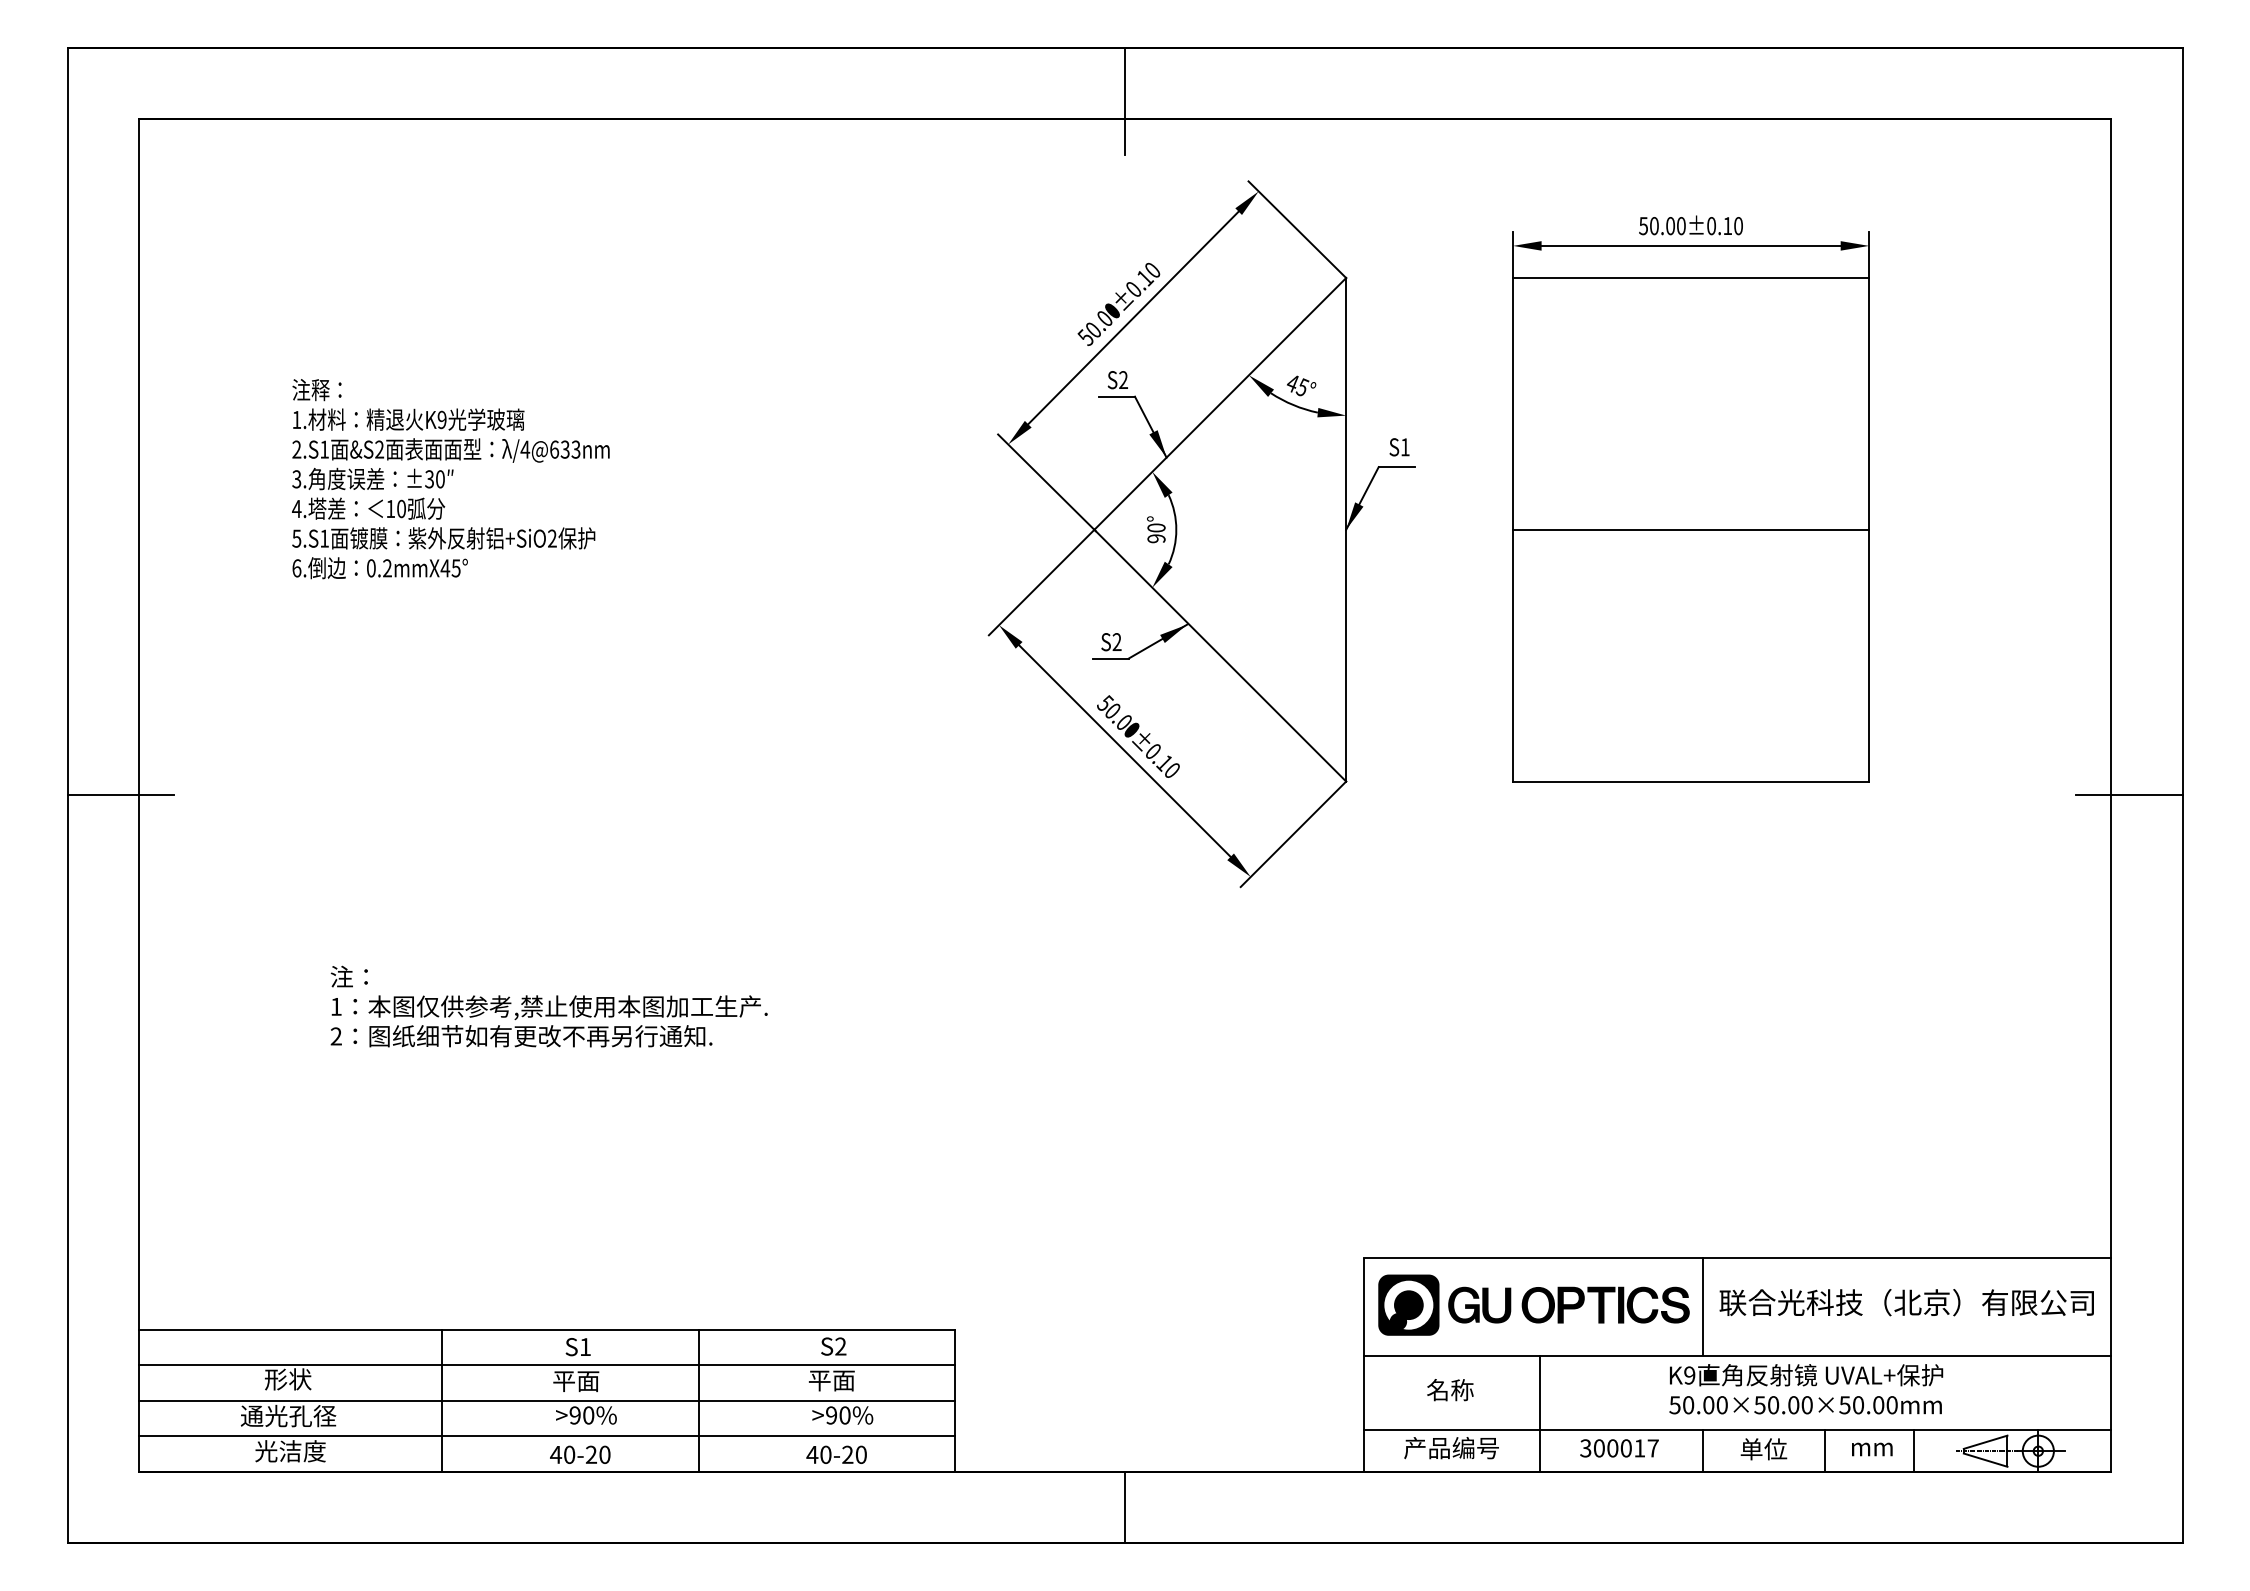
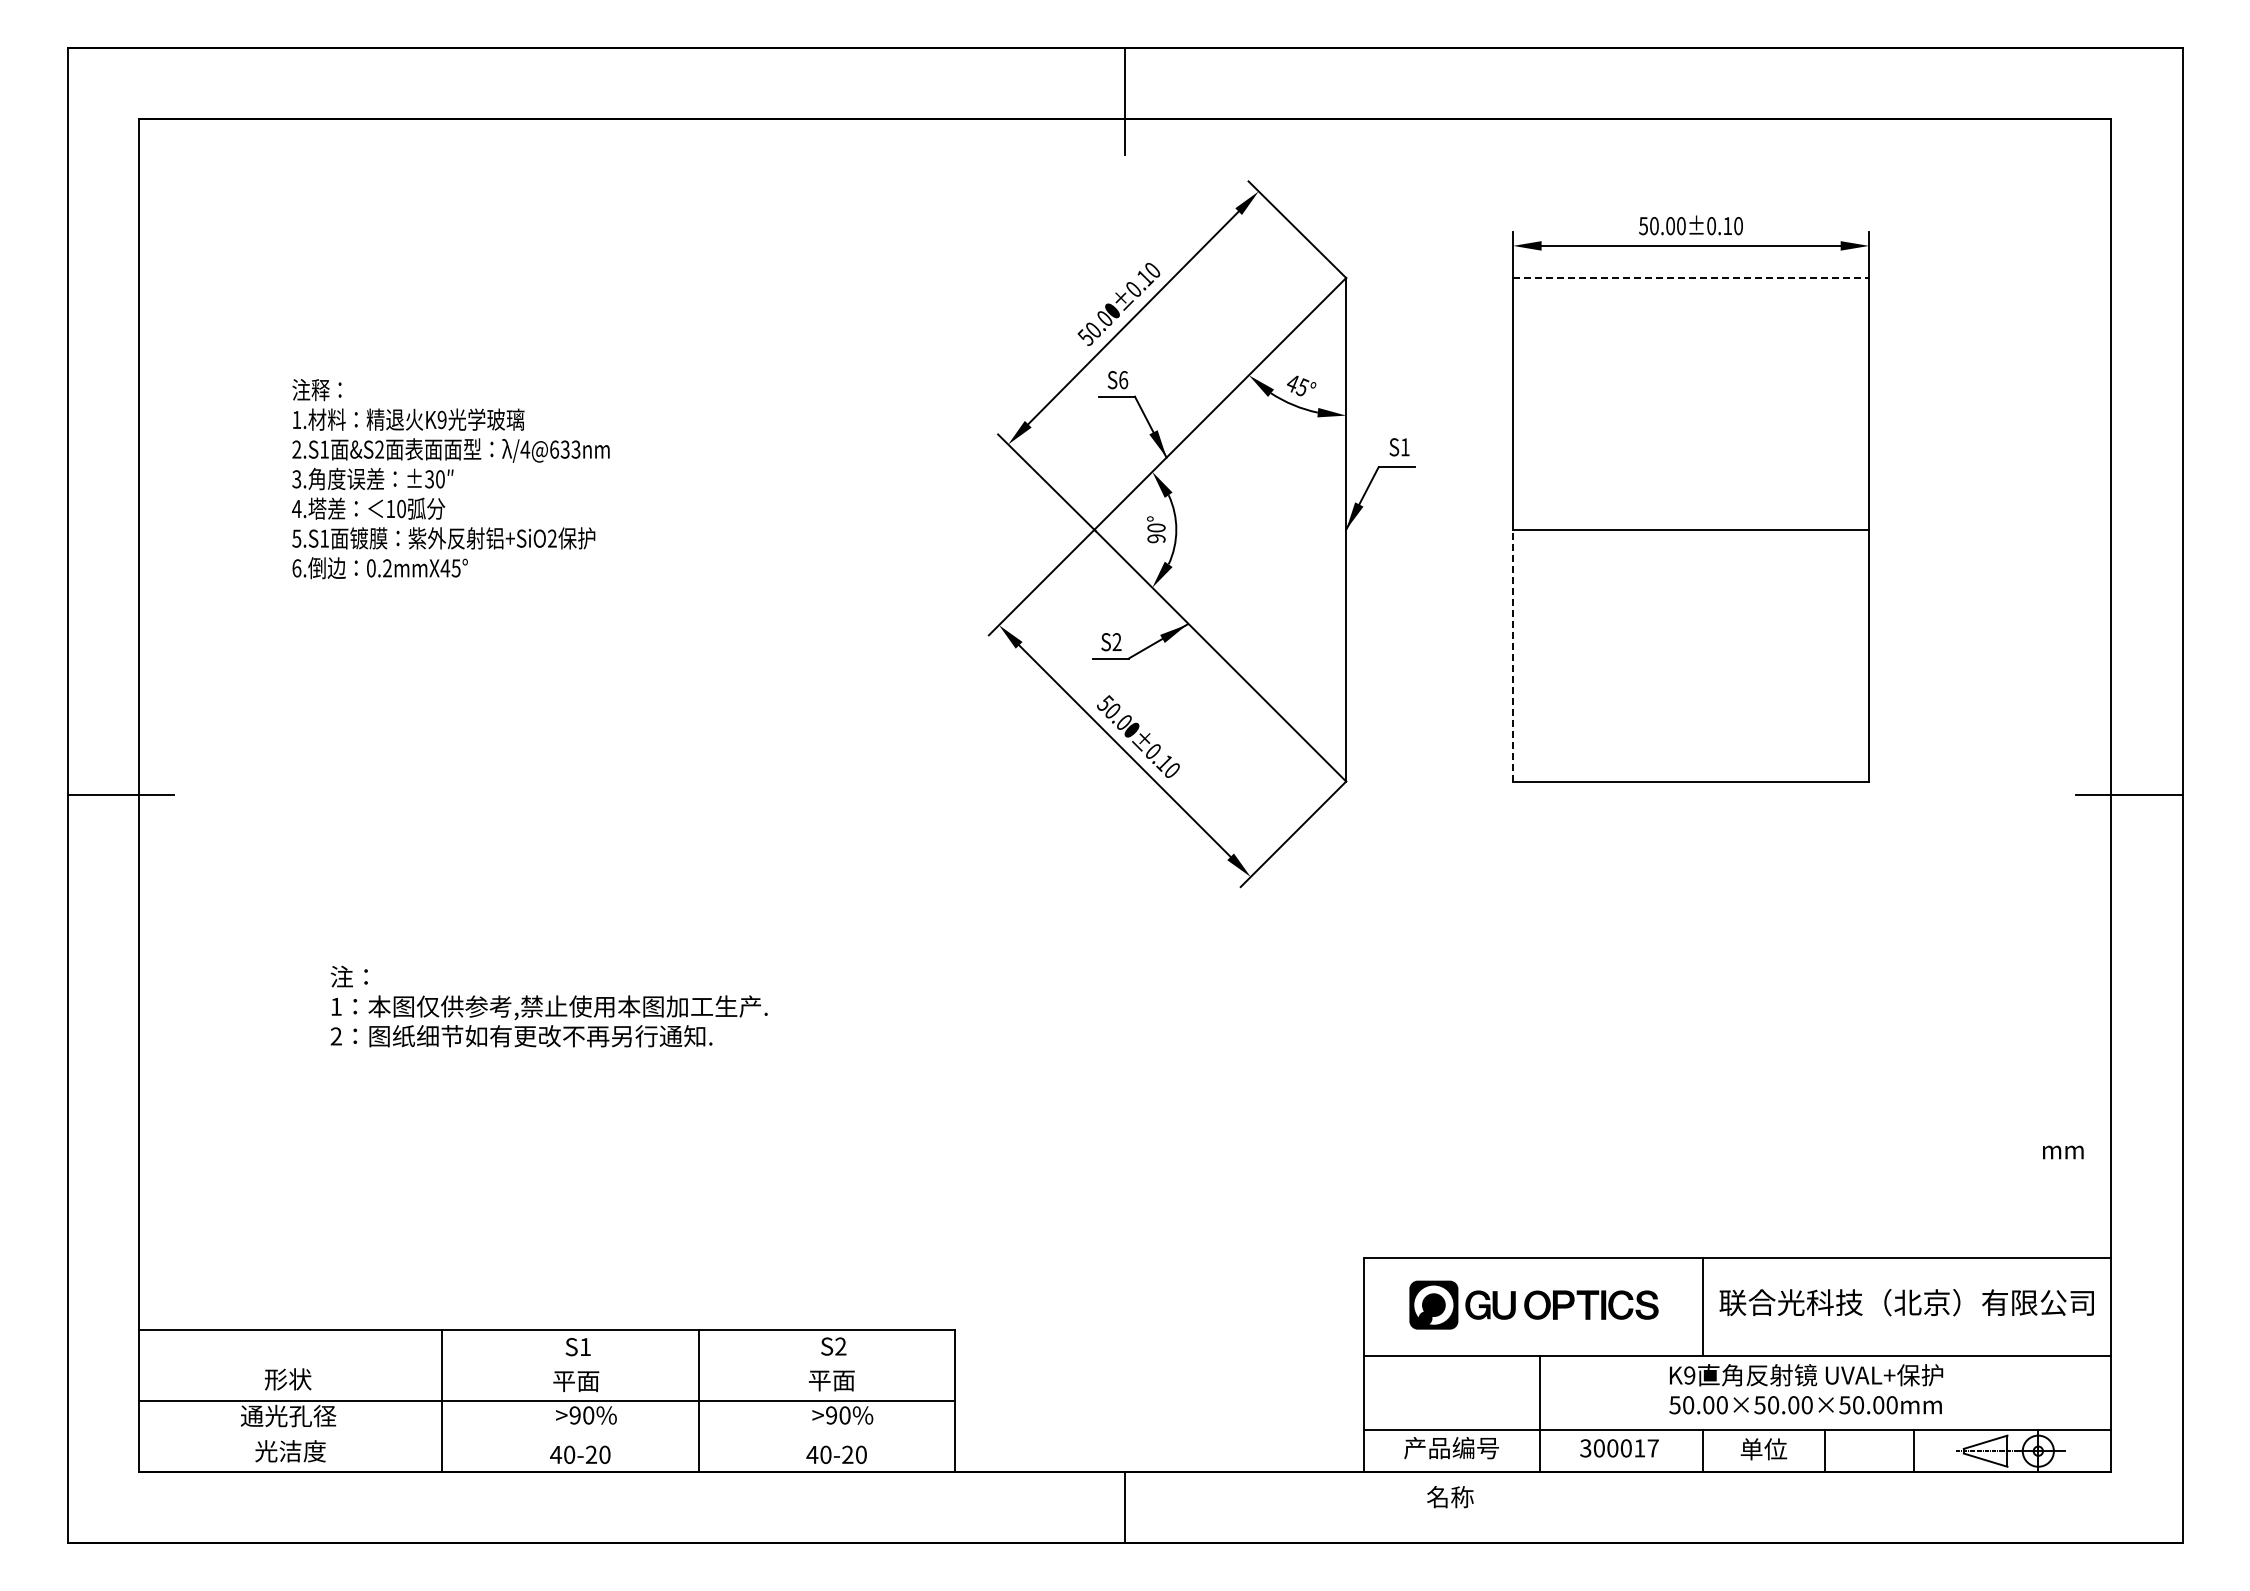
line: solid -> dashed (1691, 278)
text: S2 -> S6 (1123, 380)
line: solid -> dashed (1513, 655)
part size: 312x62 px -> 250x50 px (1533, 1304)
line: present -> none (546, 1365)
text position: (1450, 1390) -> (1450, 1497) (1450, 1497)
line: present -> none (546, 1436)
text position: (1872, 1449) -> (2063, 1152) (2063, 1152)
